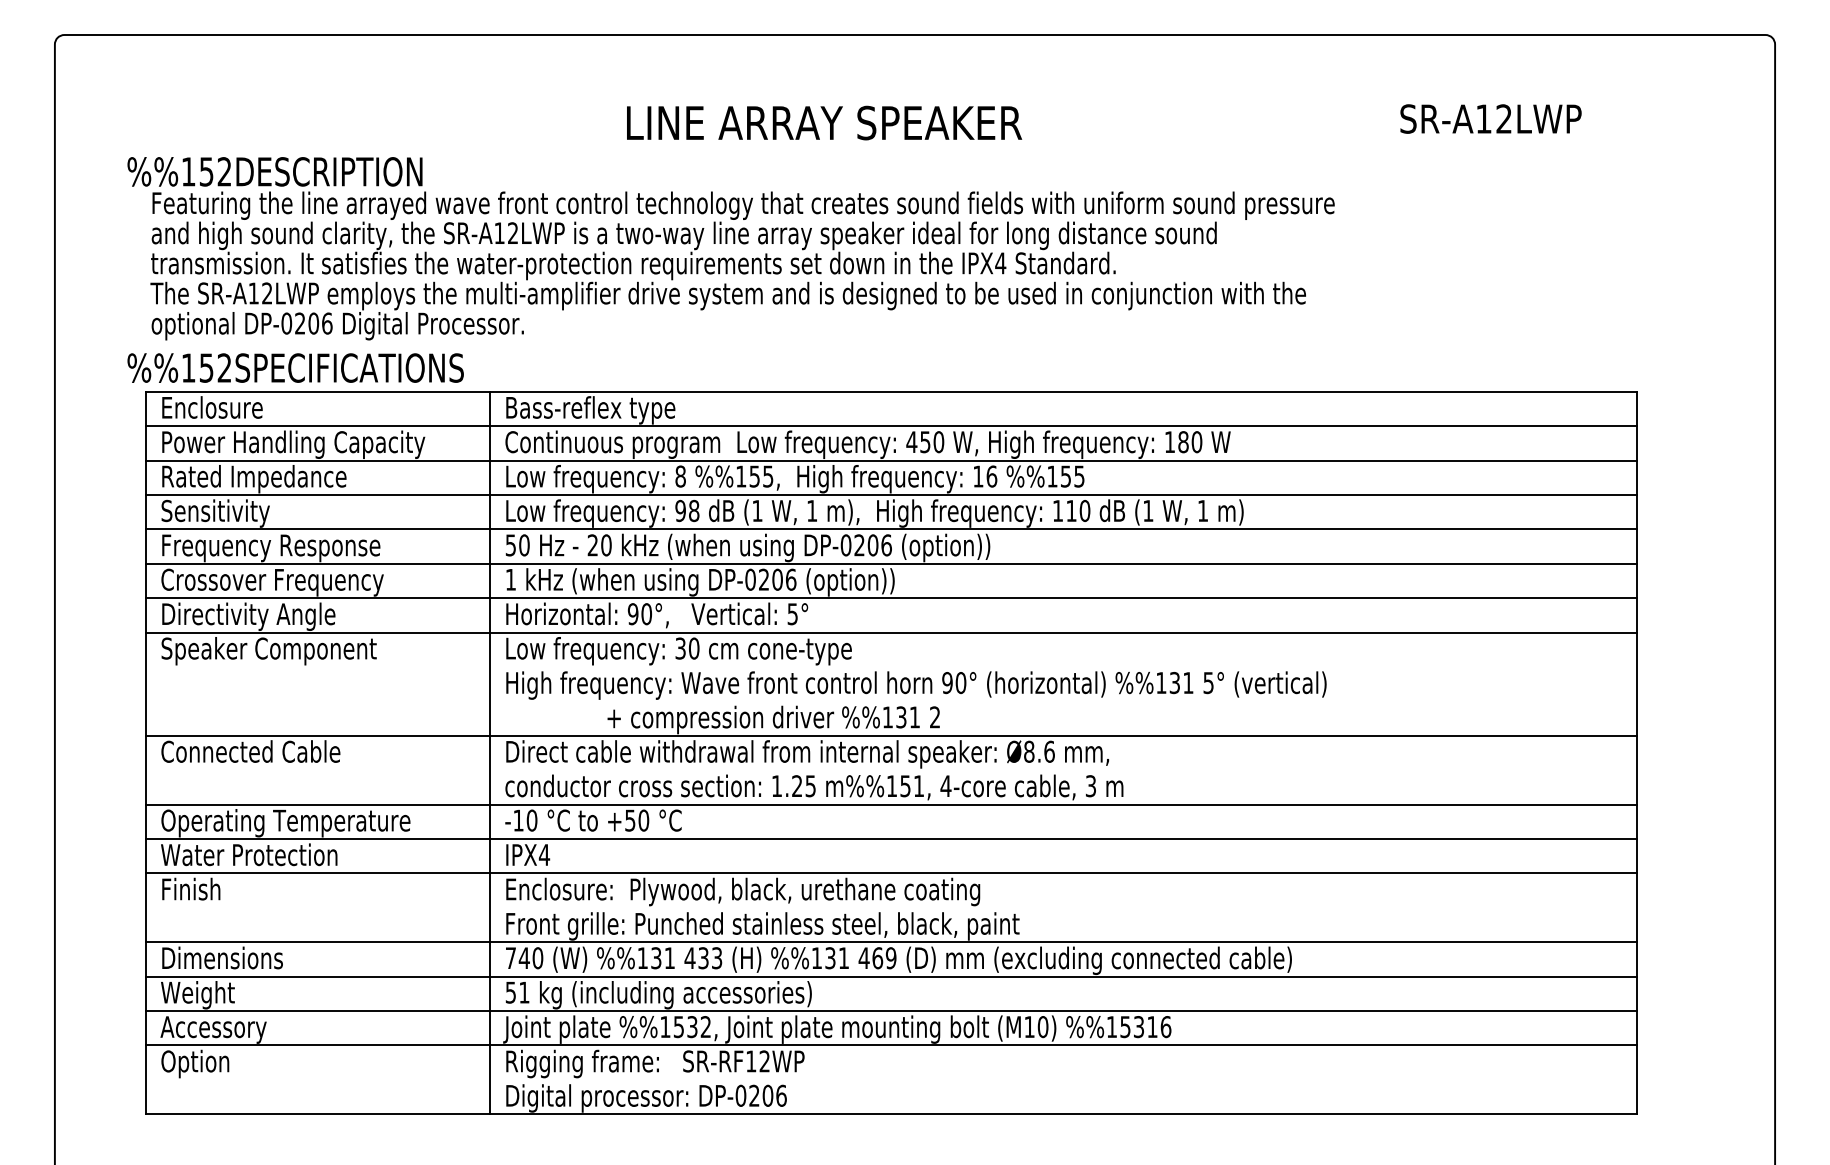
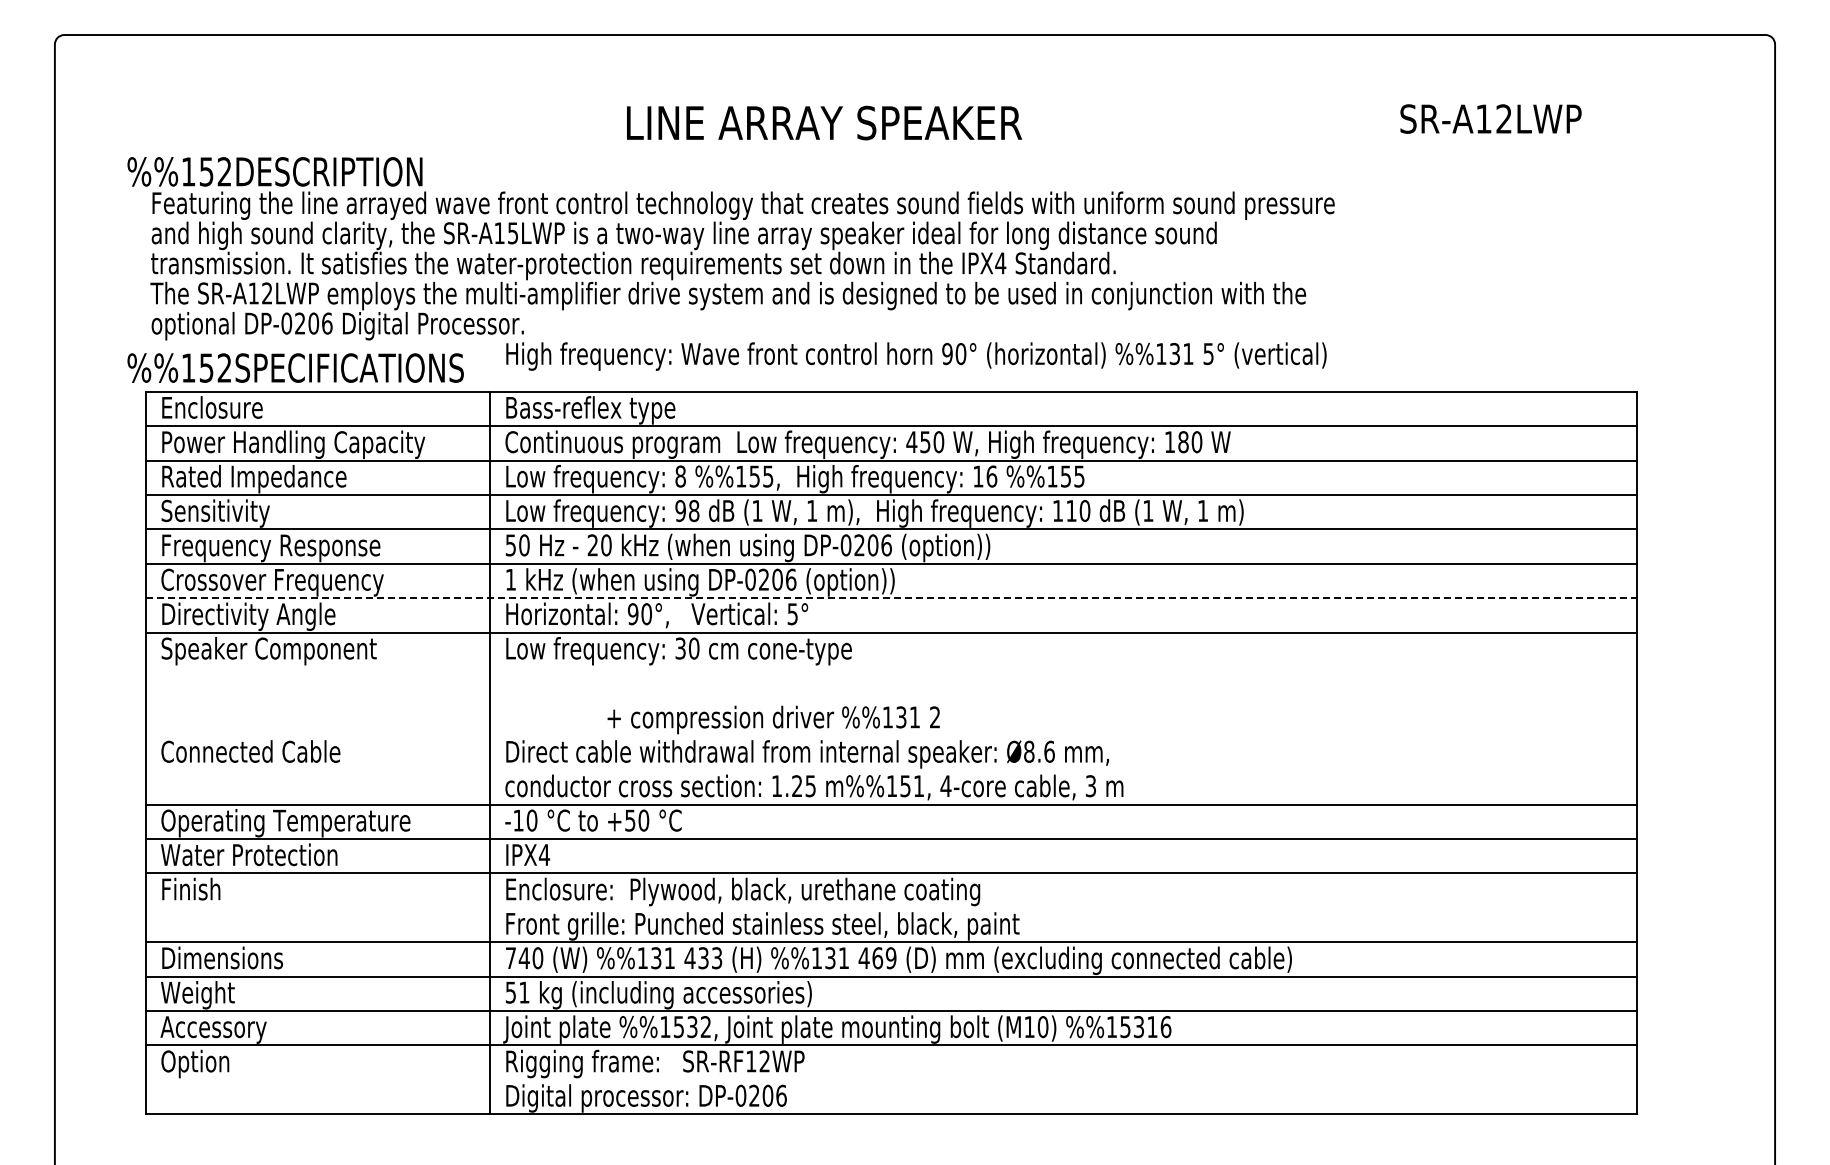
text: SR-A12LWP -> SR-A15LWP (512, 233)
line: solid -> dashed (891, 598)
text position: (916, 685) -> (916, 356) (916, 356)
line: present -> none (890, 735)
